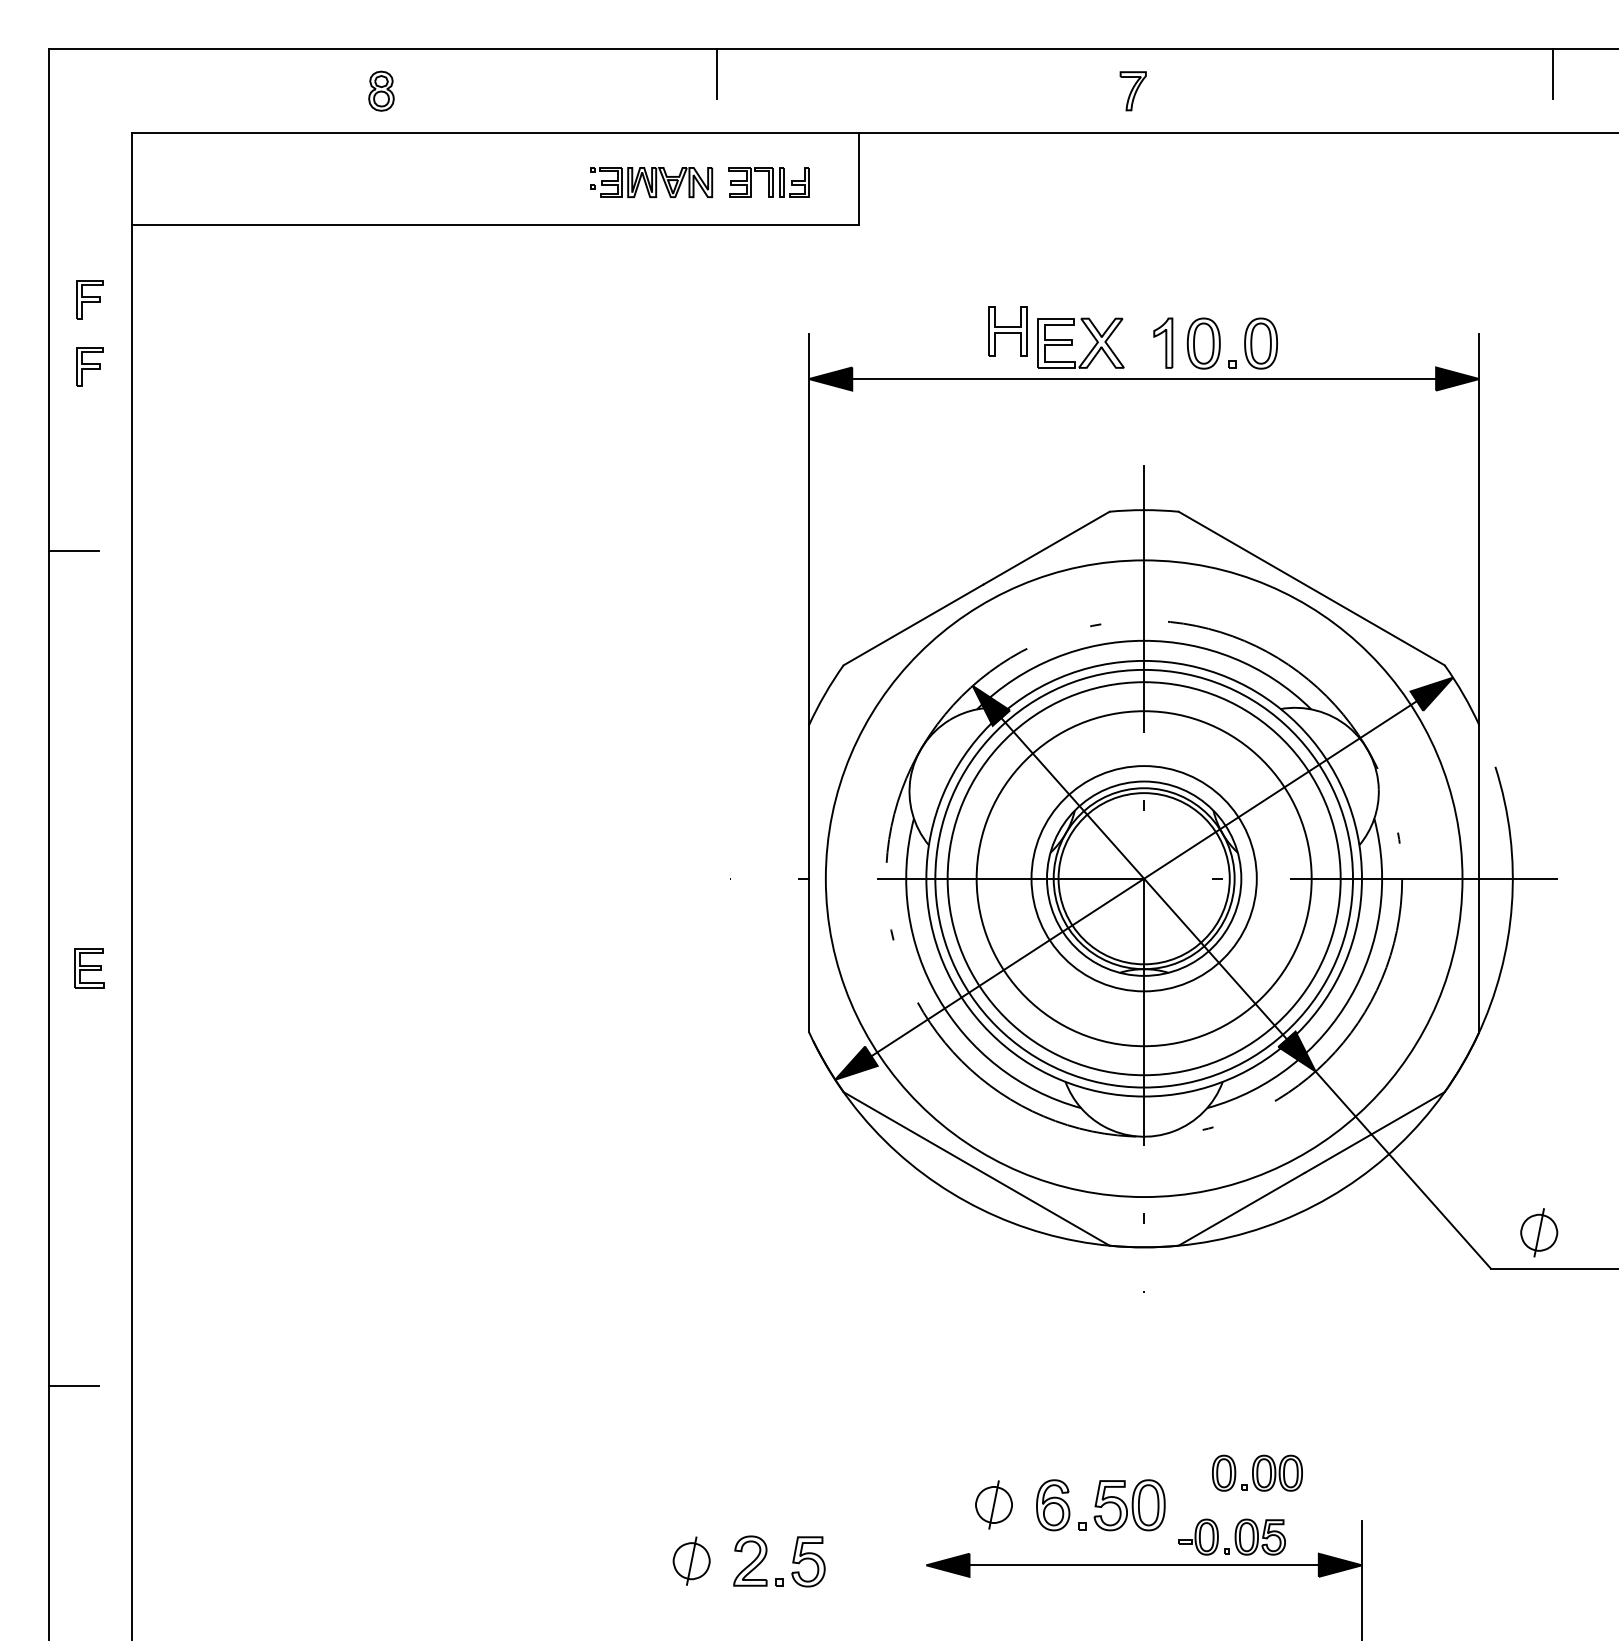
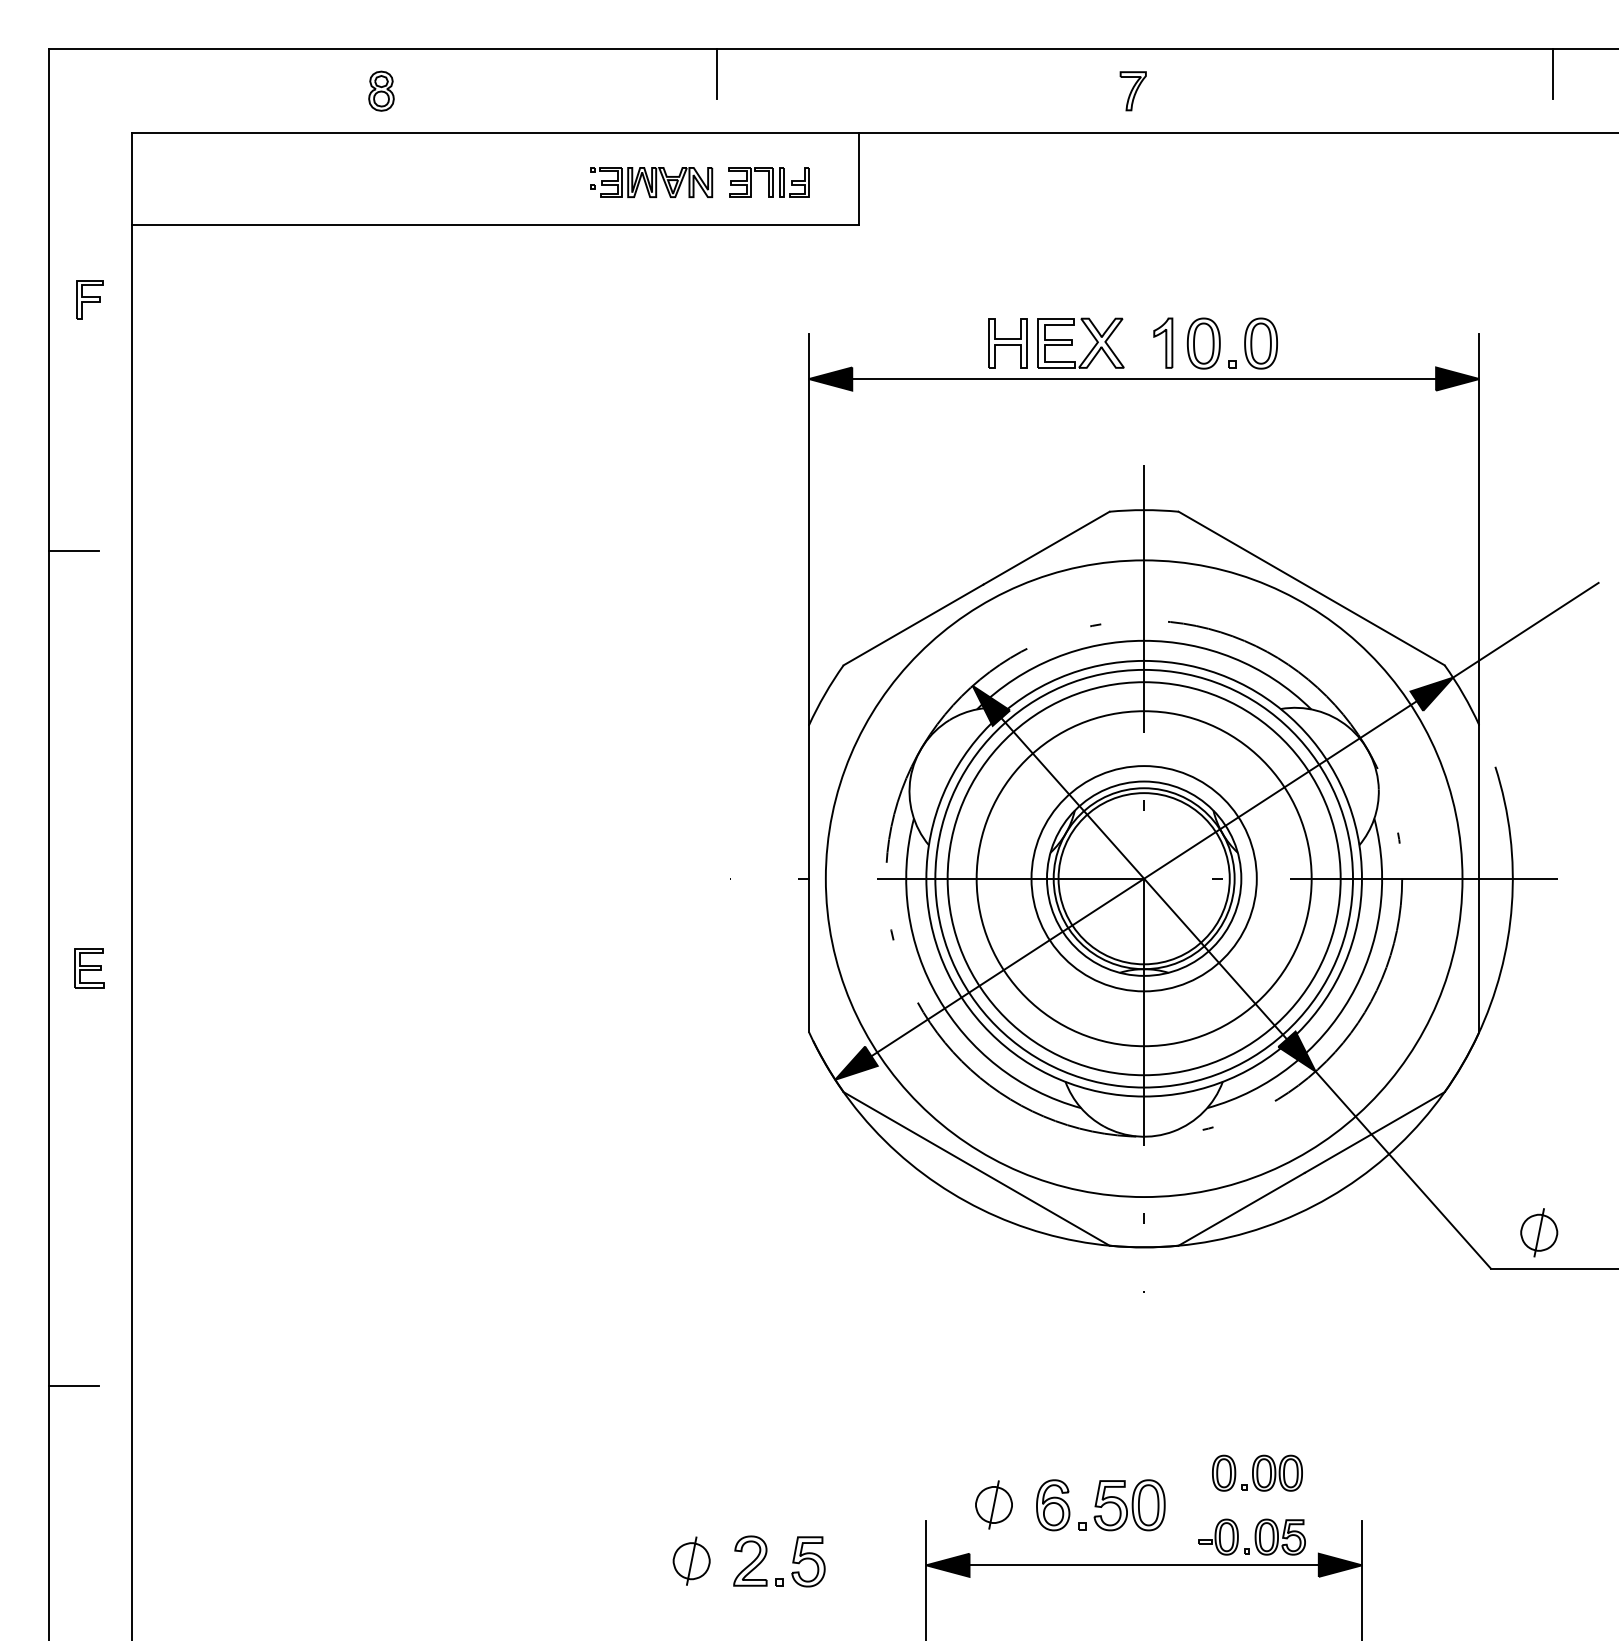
part position: (1007, 331) -> (1007, 343) (1007, 343)
part: present -> none (89, 366)
line: none -> present (1525, 629)
part position: (1231, 1536) -> (1251, 1536) (1251, 1536)
line: none -> present (926, 1578)
